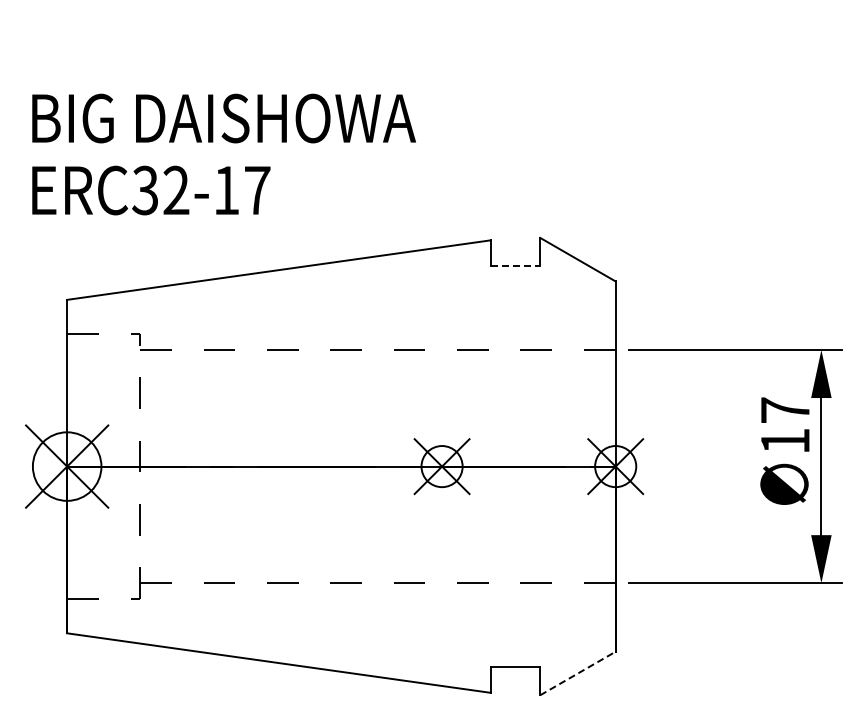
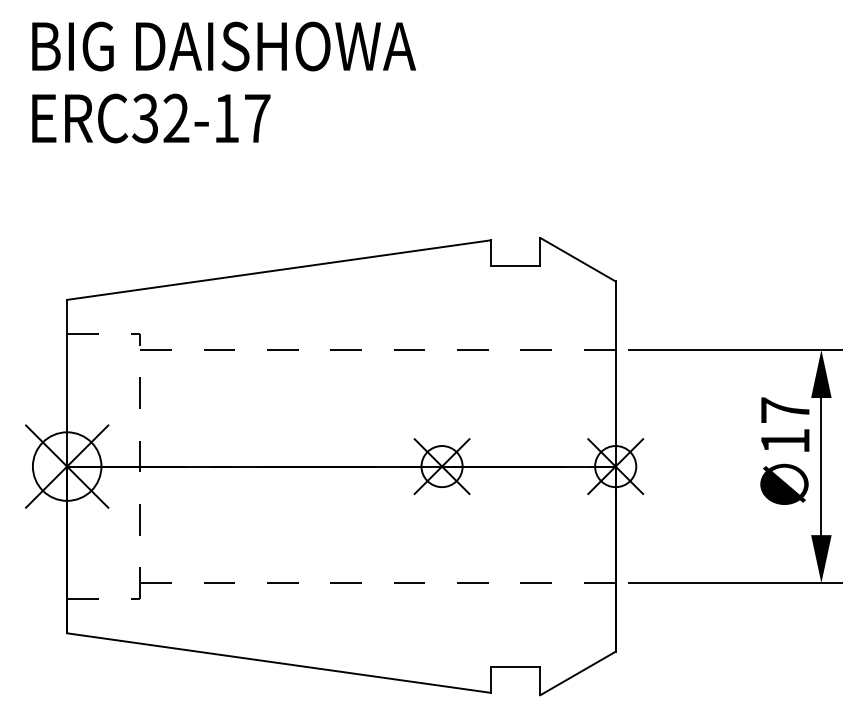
text position: (223, 154) -> (223, 82) (223, 82)
line: dashed -> solid (515, 266)
line: dashed -> solid (577, 673)
